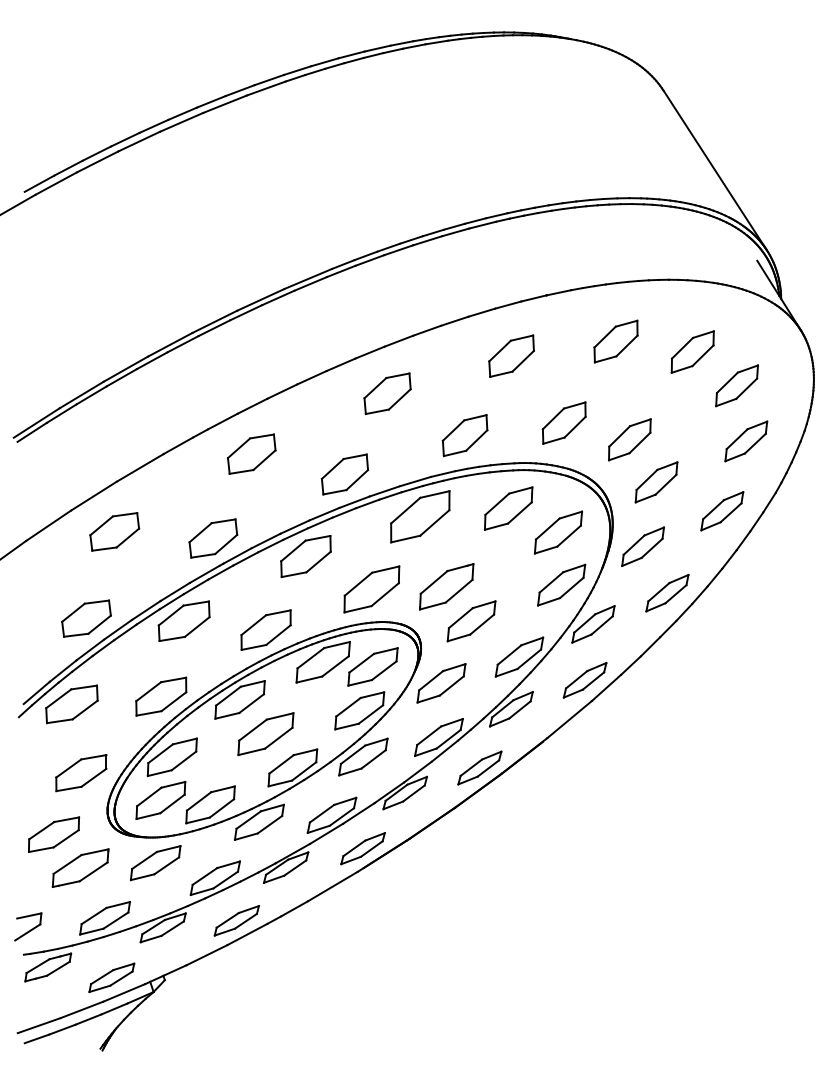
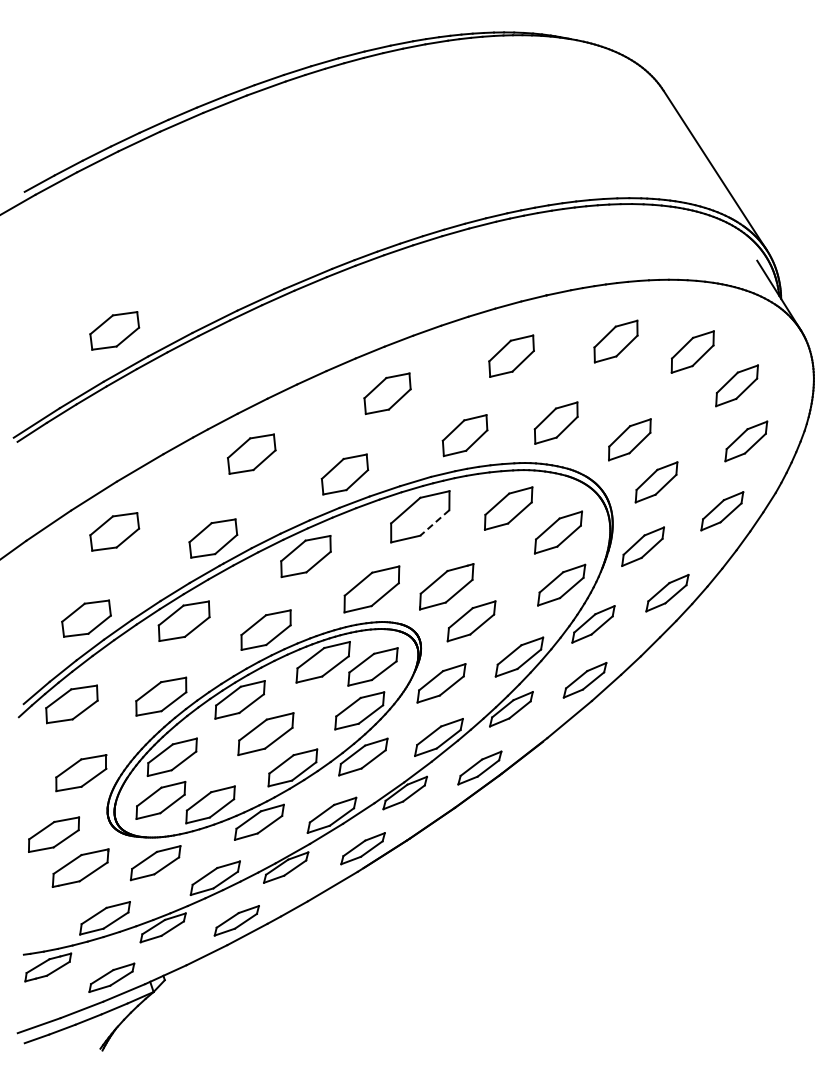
part: none -> present (114, 330)
part position: (563, 422) -> (555, 422) (555, 422)
line: solid -> dashed (434, 523)
part: present -> none (28, 926)
